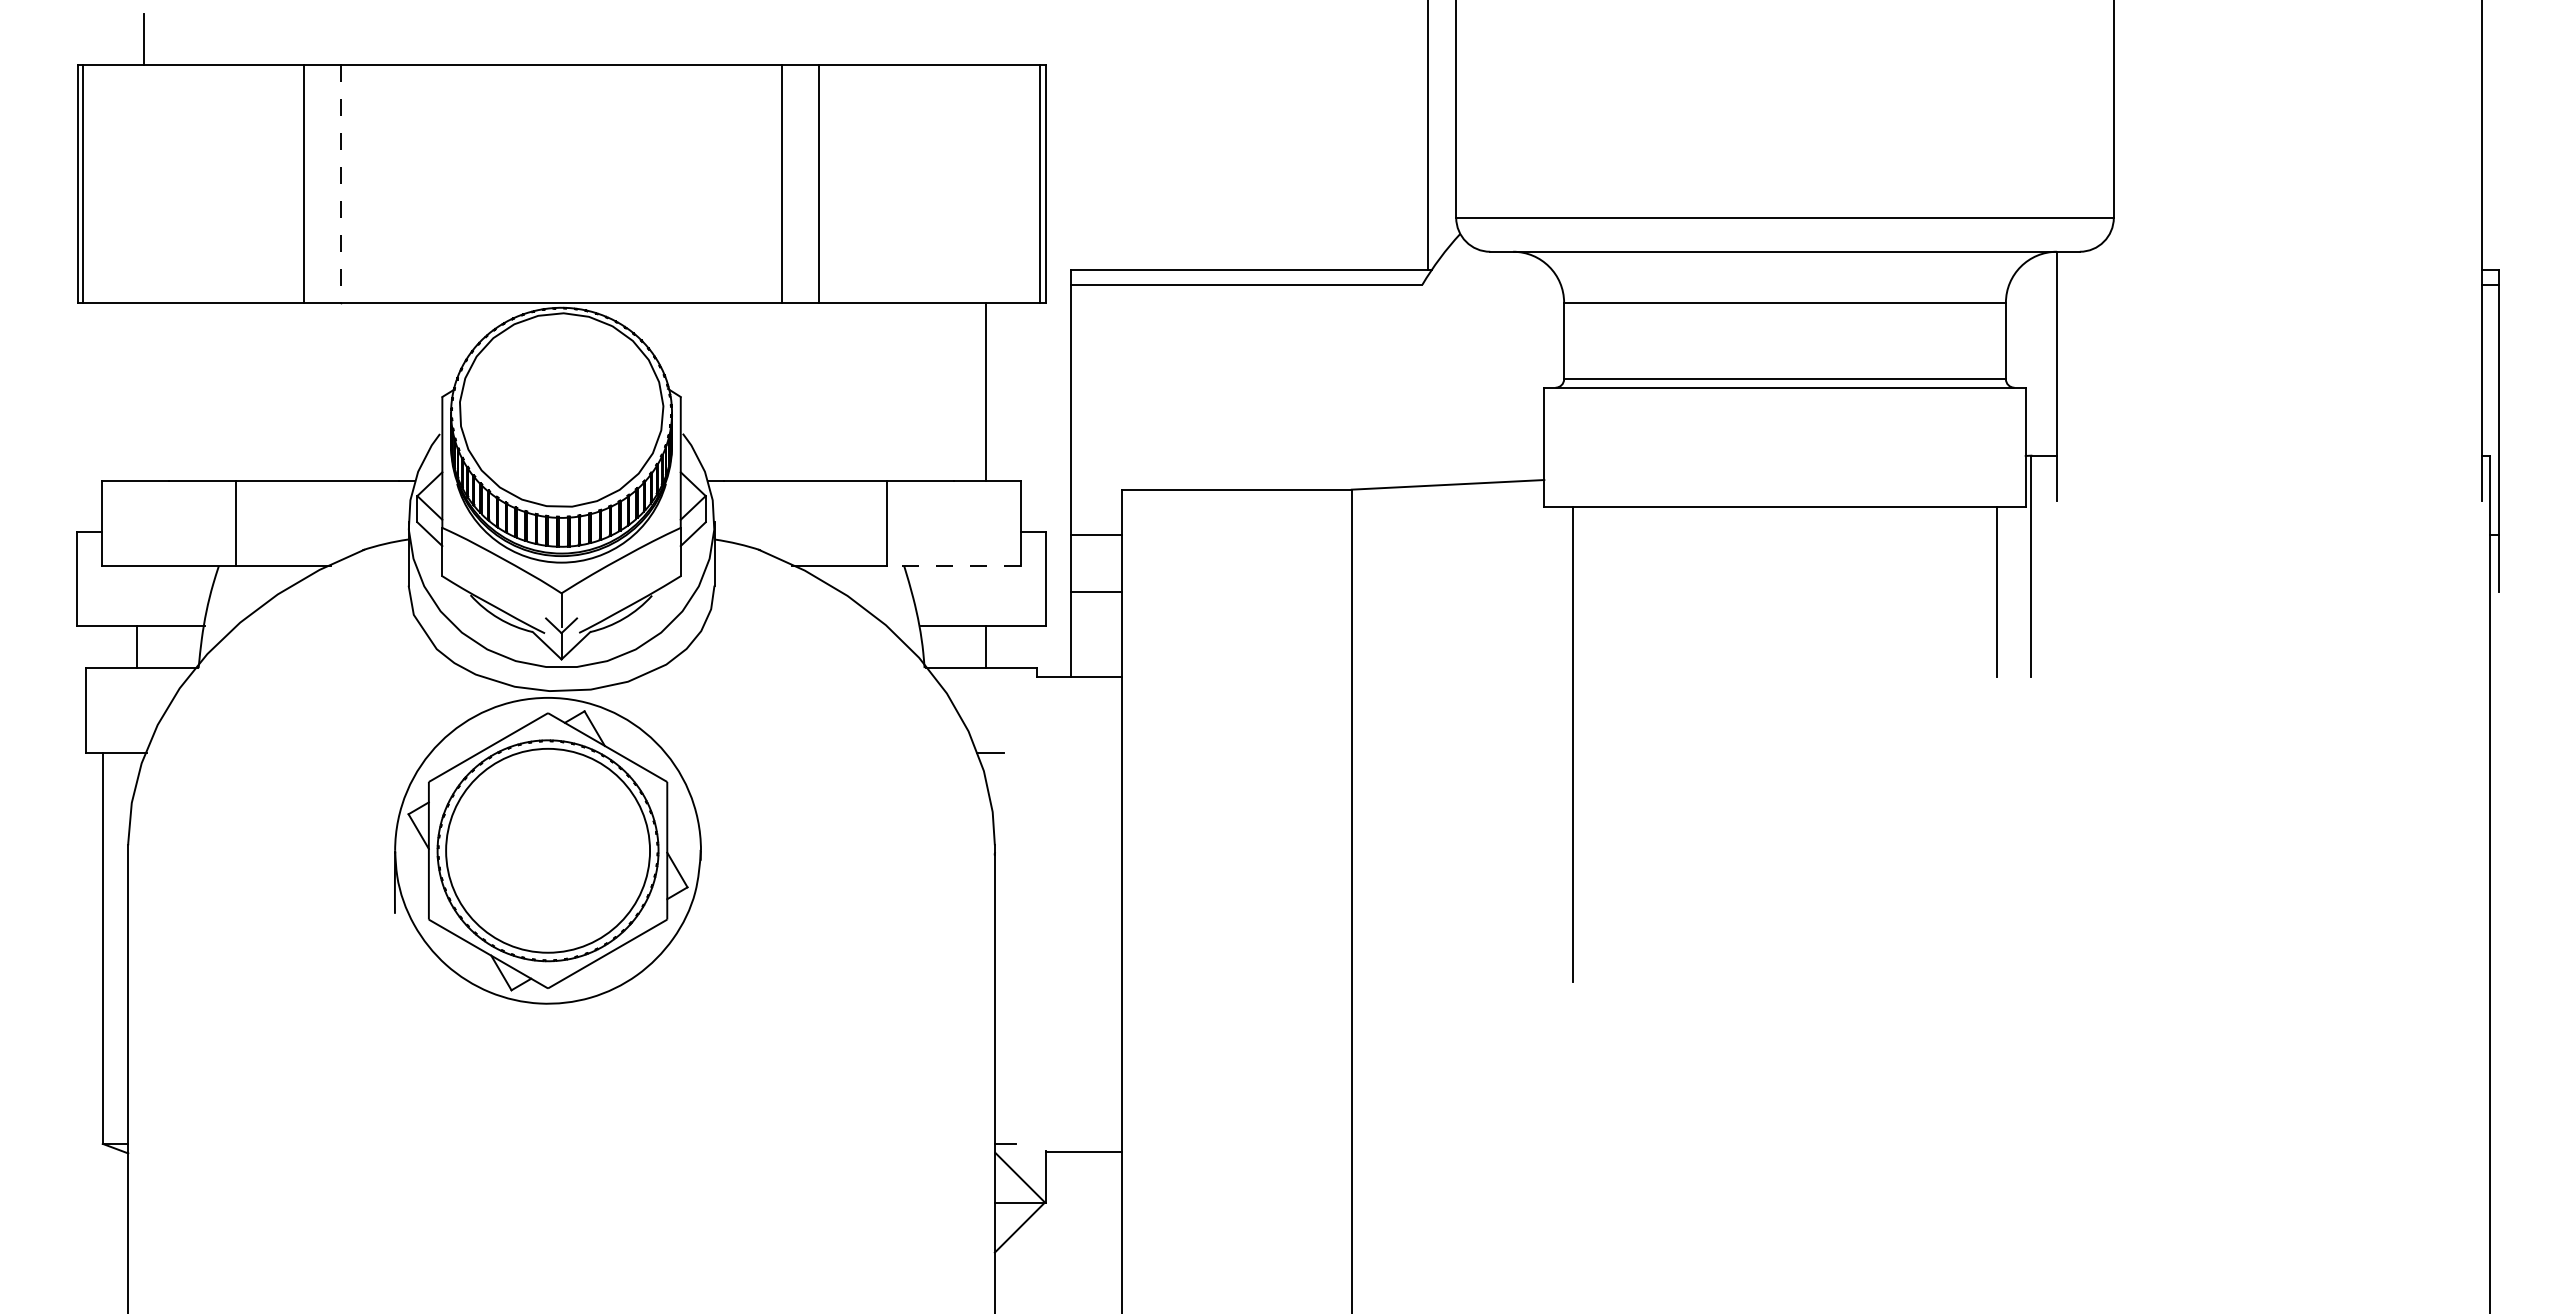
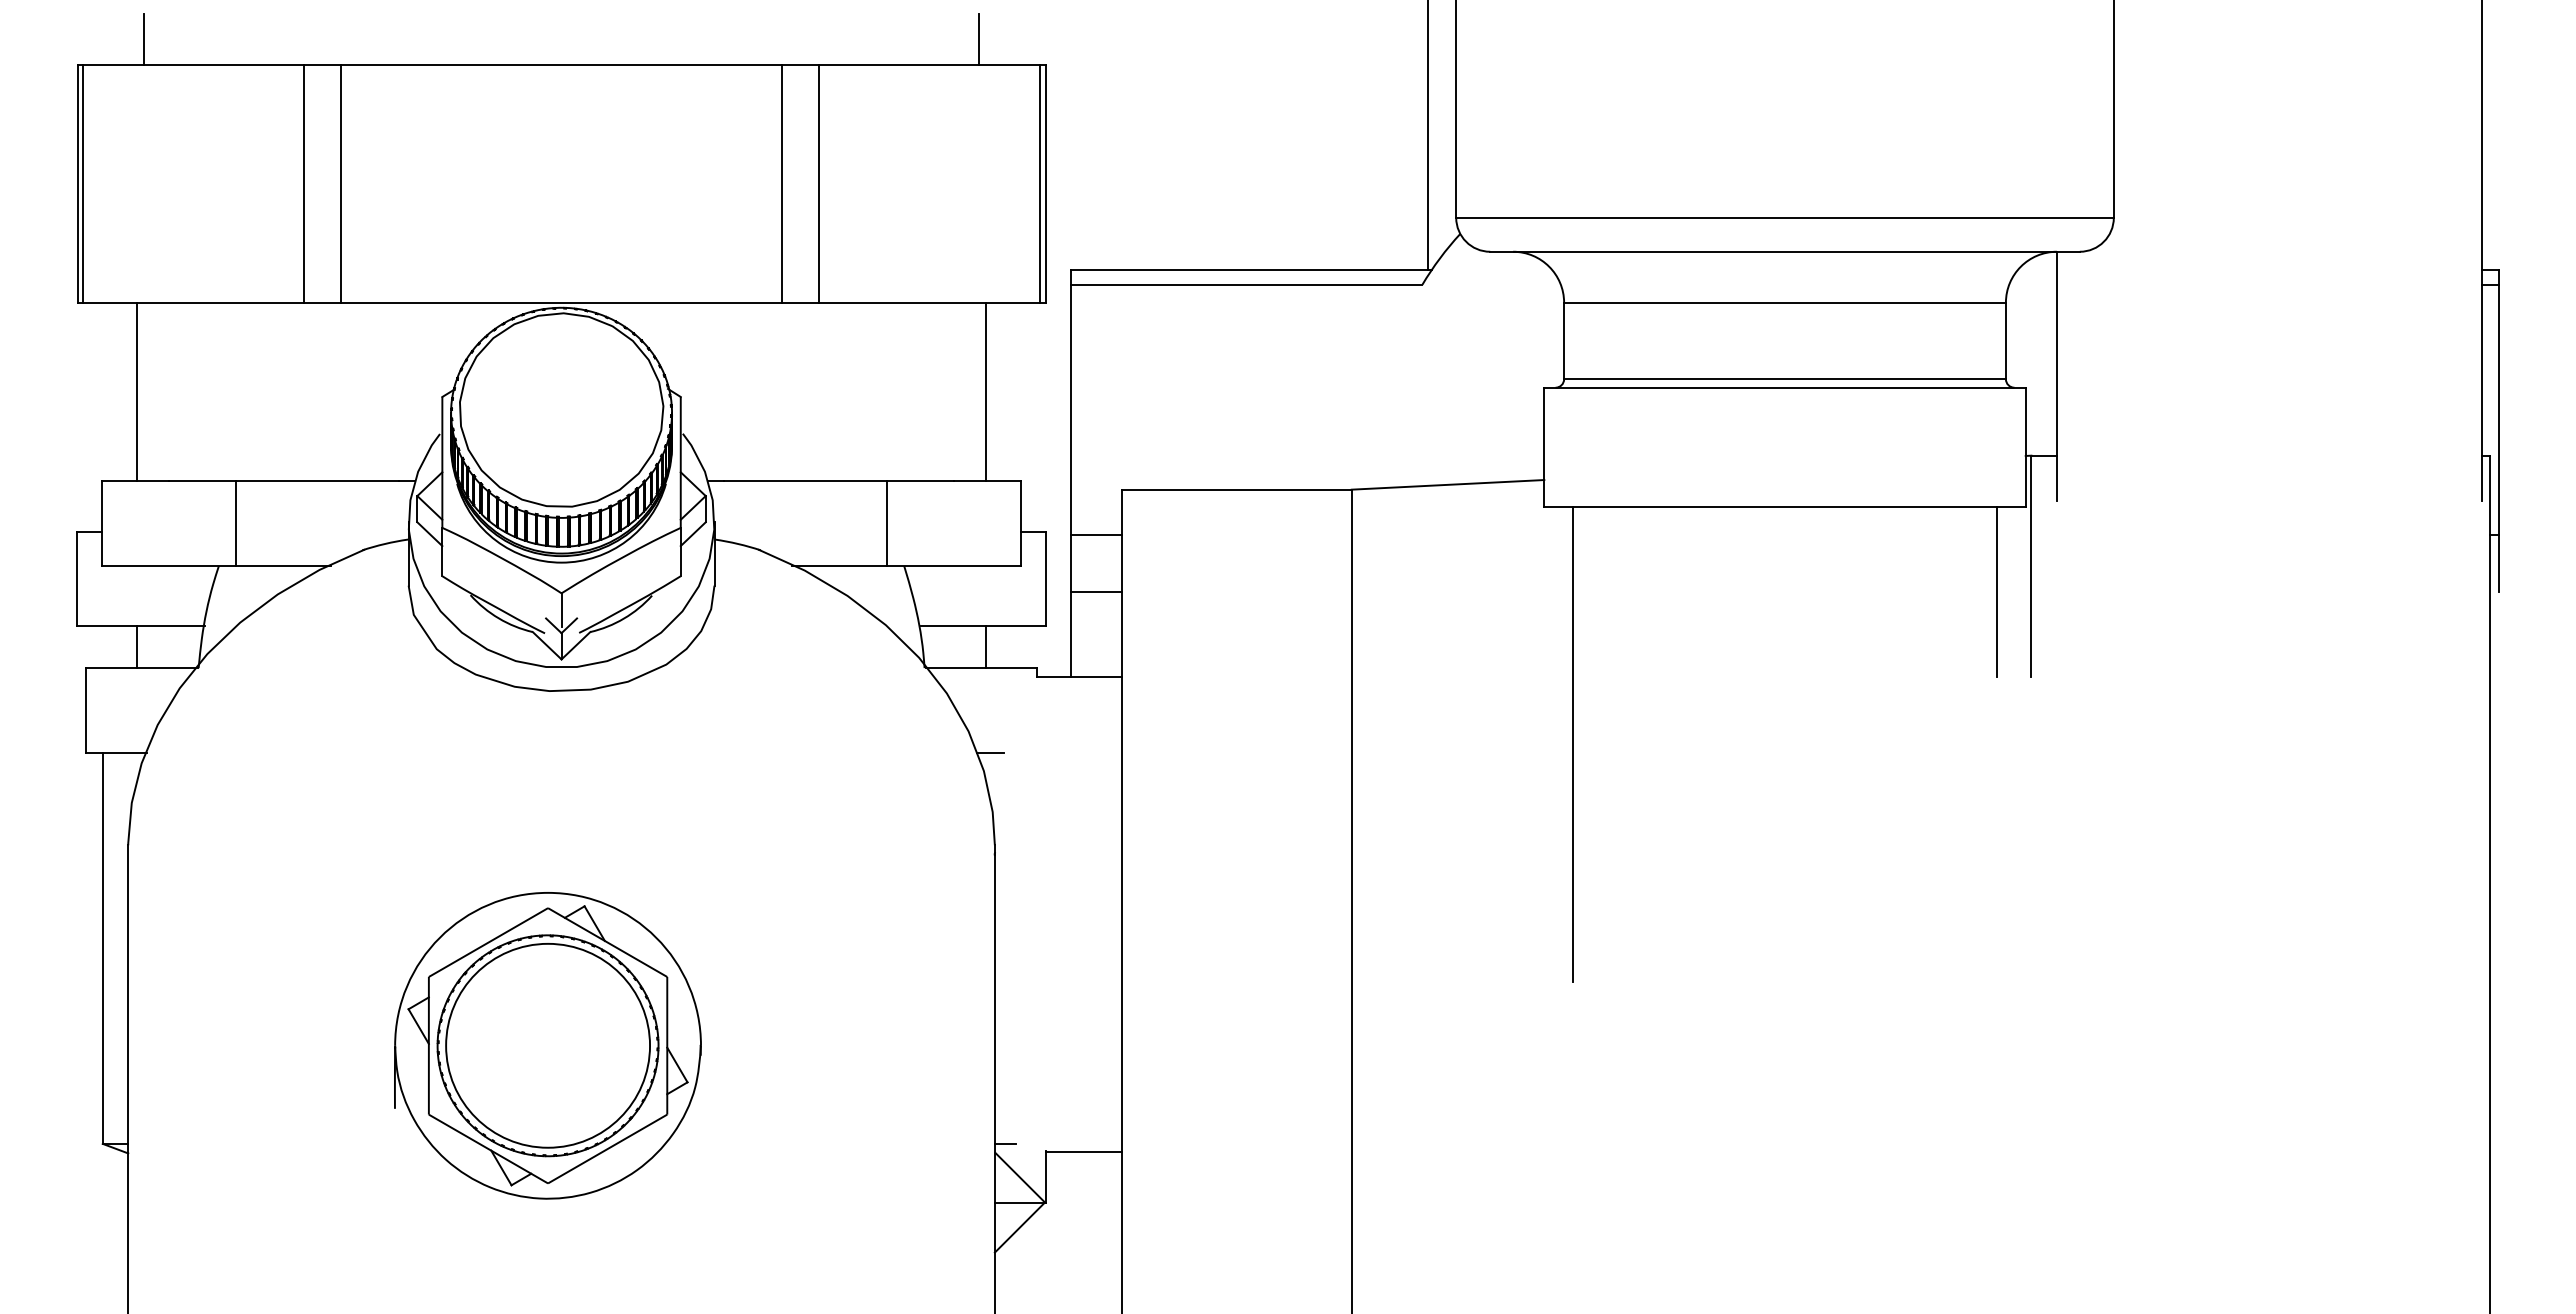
line: none -> present (978, 38)
line: dashed -> solid (340, 183)
line: none -> present (136, 391)
line: dashed -> solid (953, 566)
part position: (547, 850) -> (547, 1045) (547, 1045)
